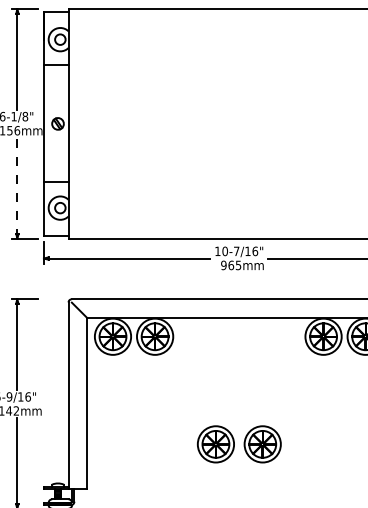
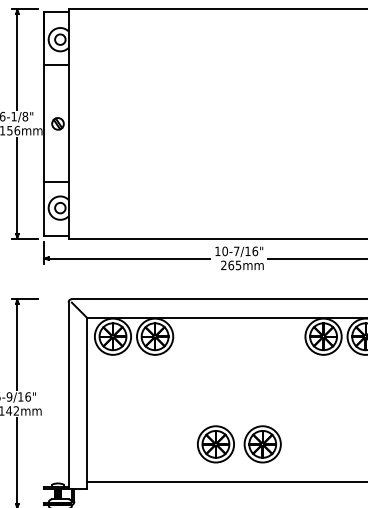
line: dashed -> solid (17, 188)
text: 965mm -> 265mm (223, 265)
line: none -> present (225, 481)
